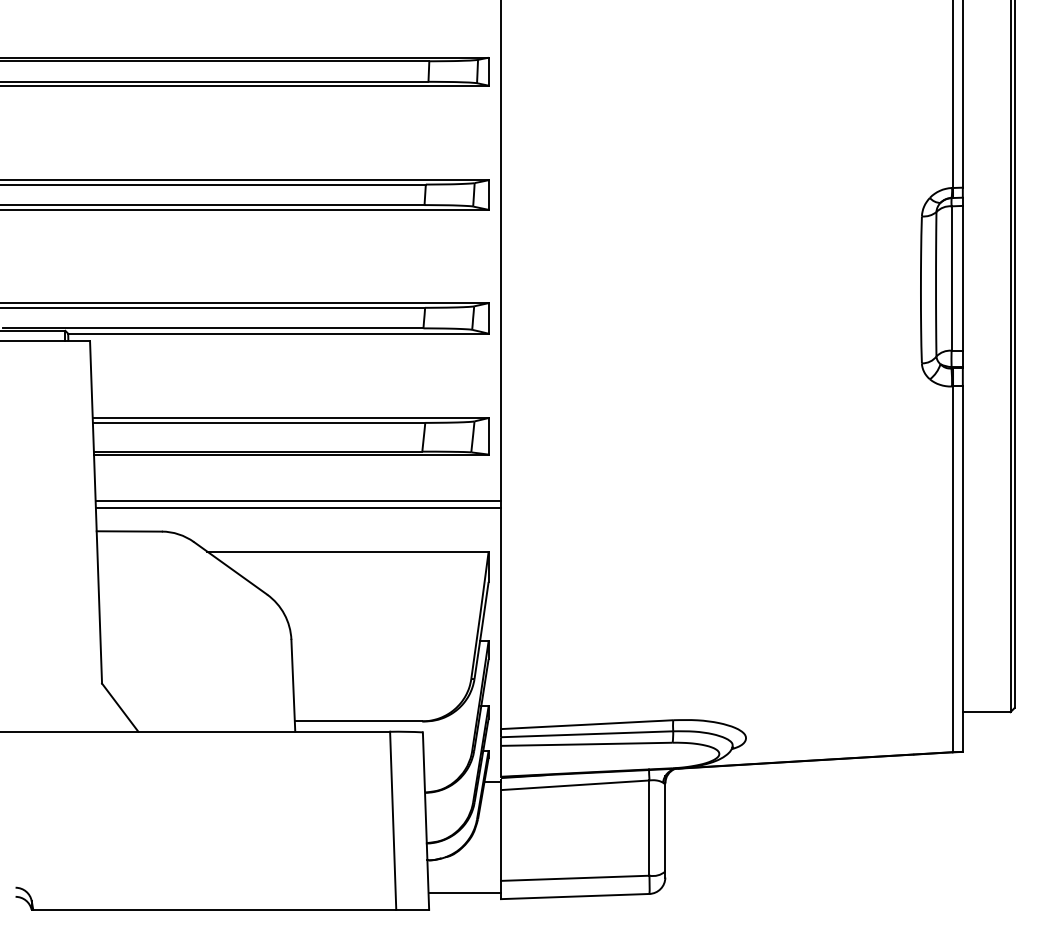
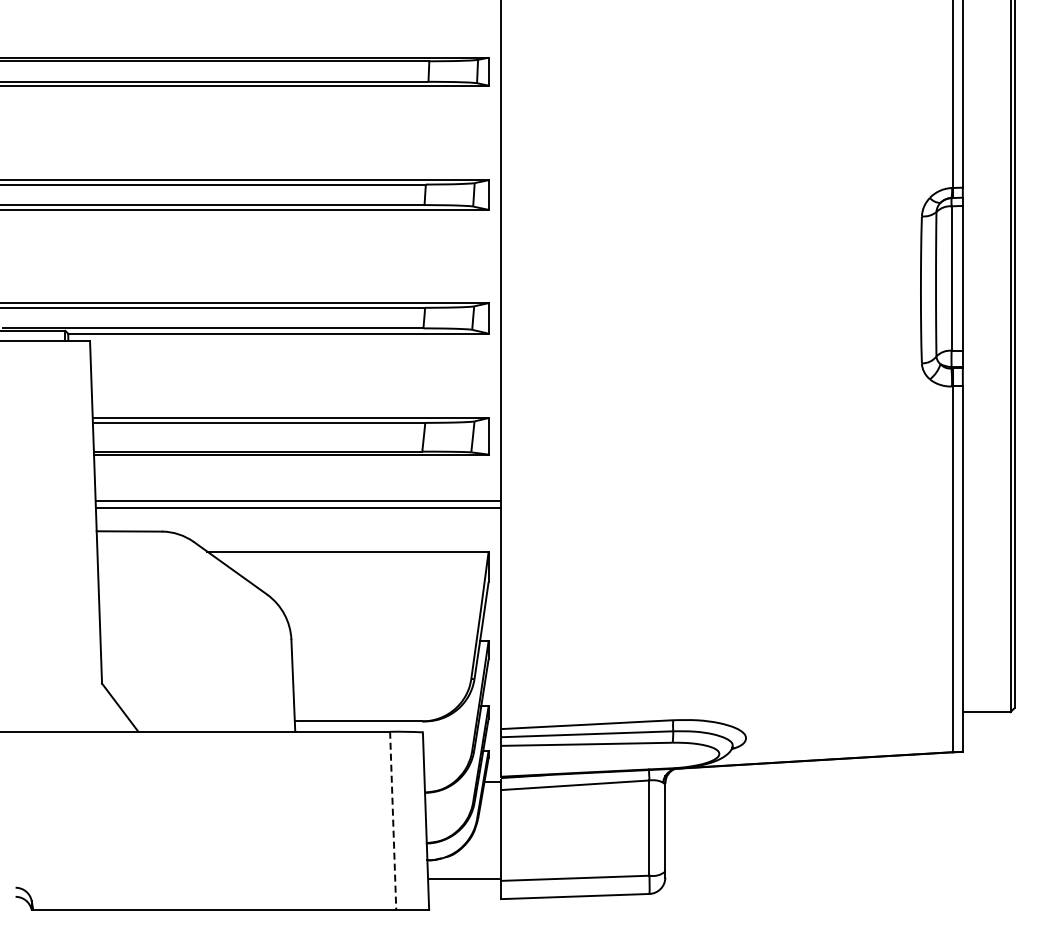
line: solid -> dashed (393, 821)
line position: (464, 893) -> (464, 879) (464, 879)
